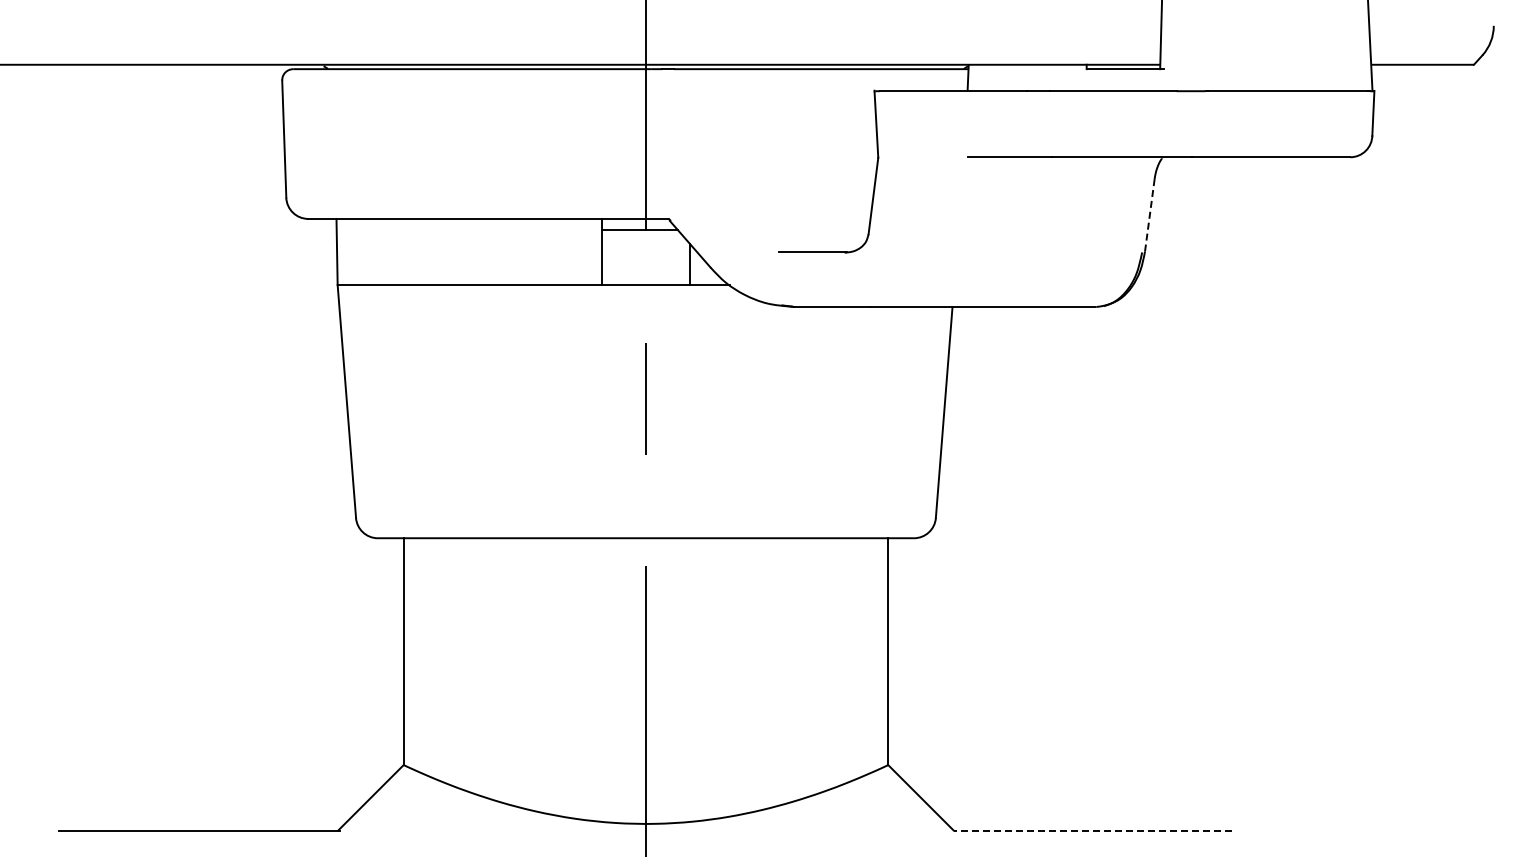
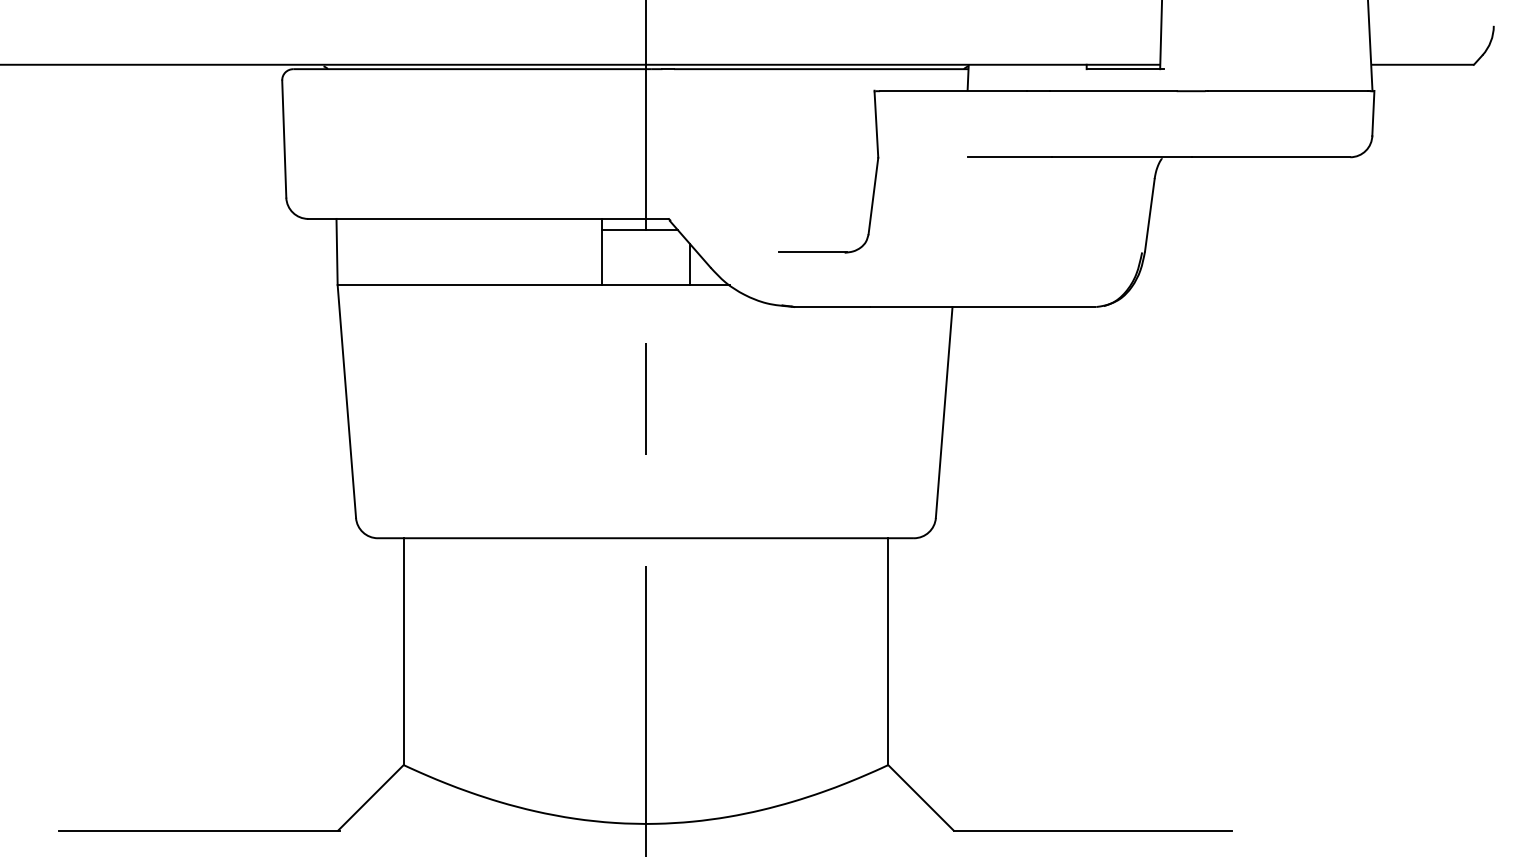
line: dashed -> solid (1149, 215)
line: dashed -> solid (1092, 831)
